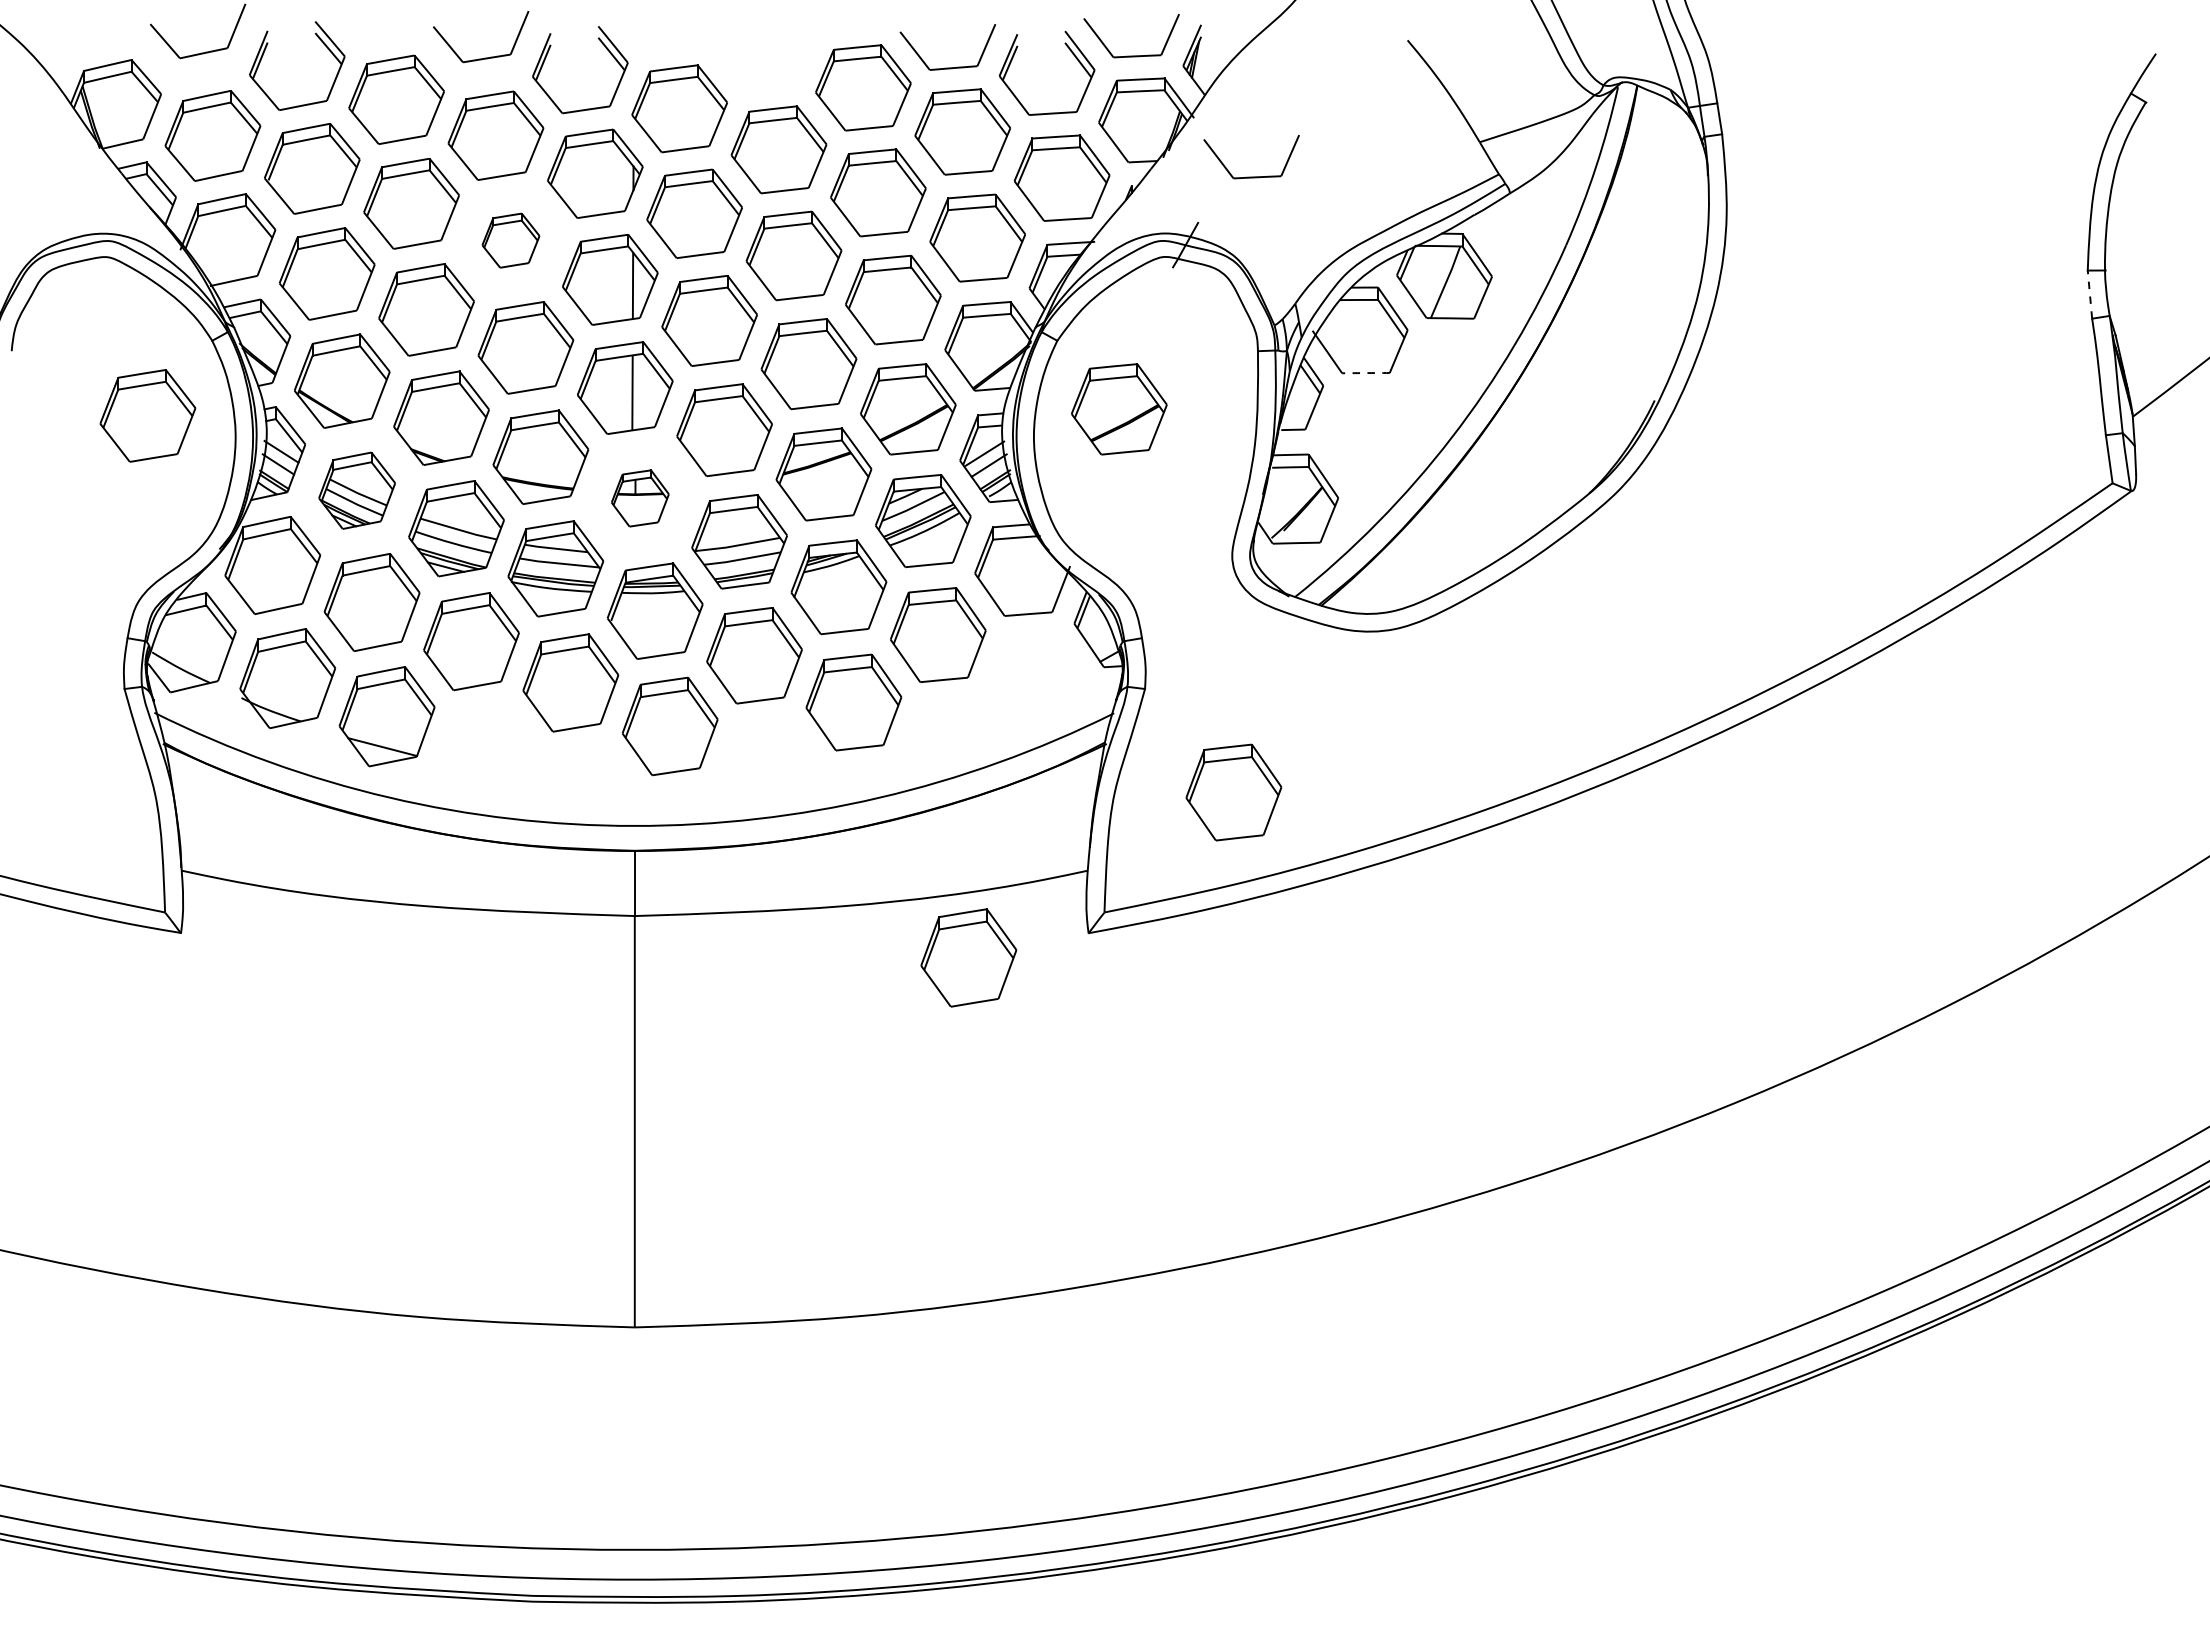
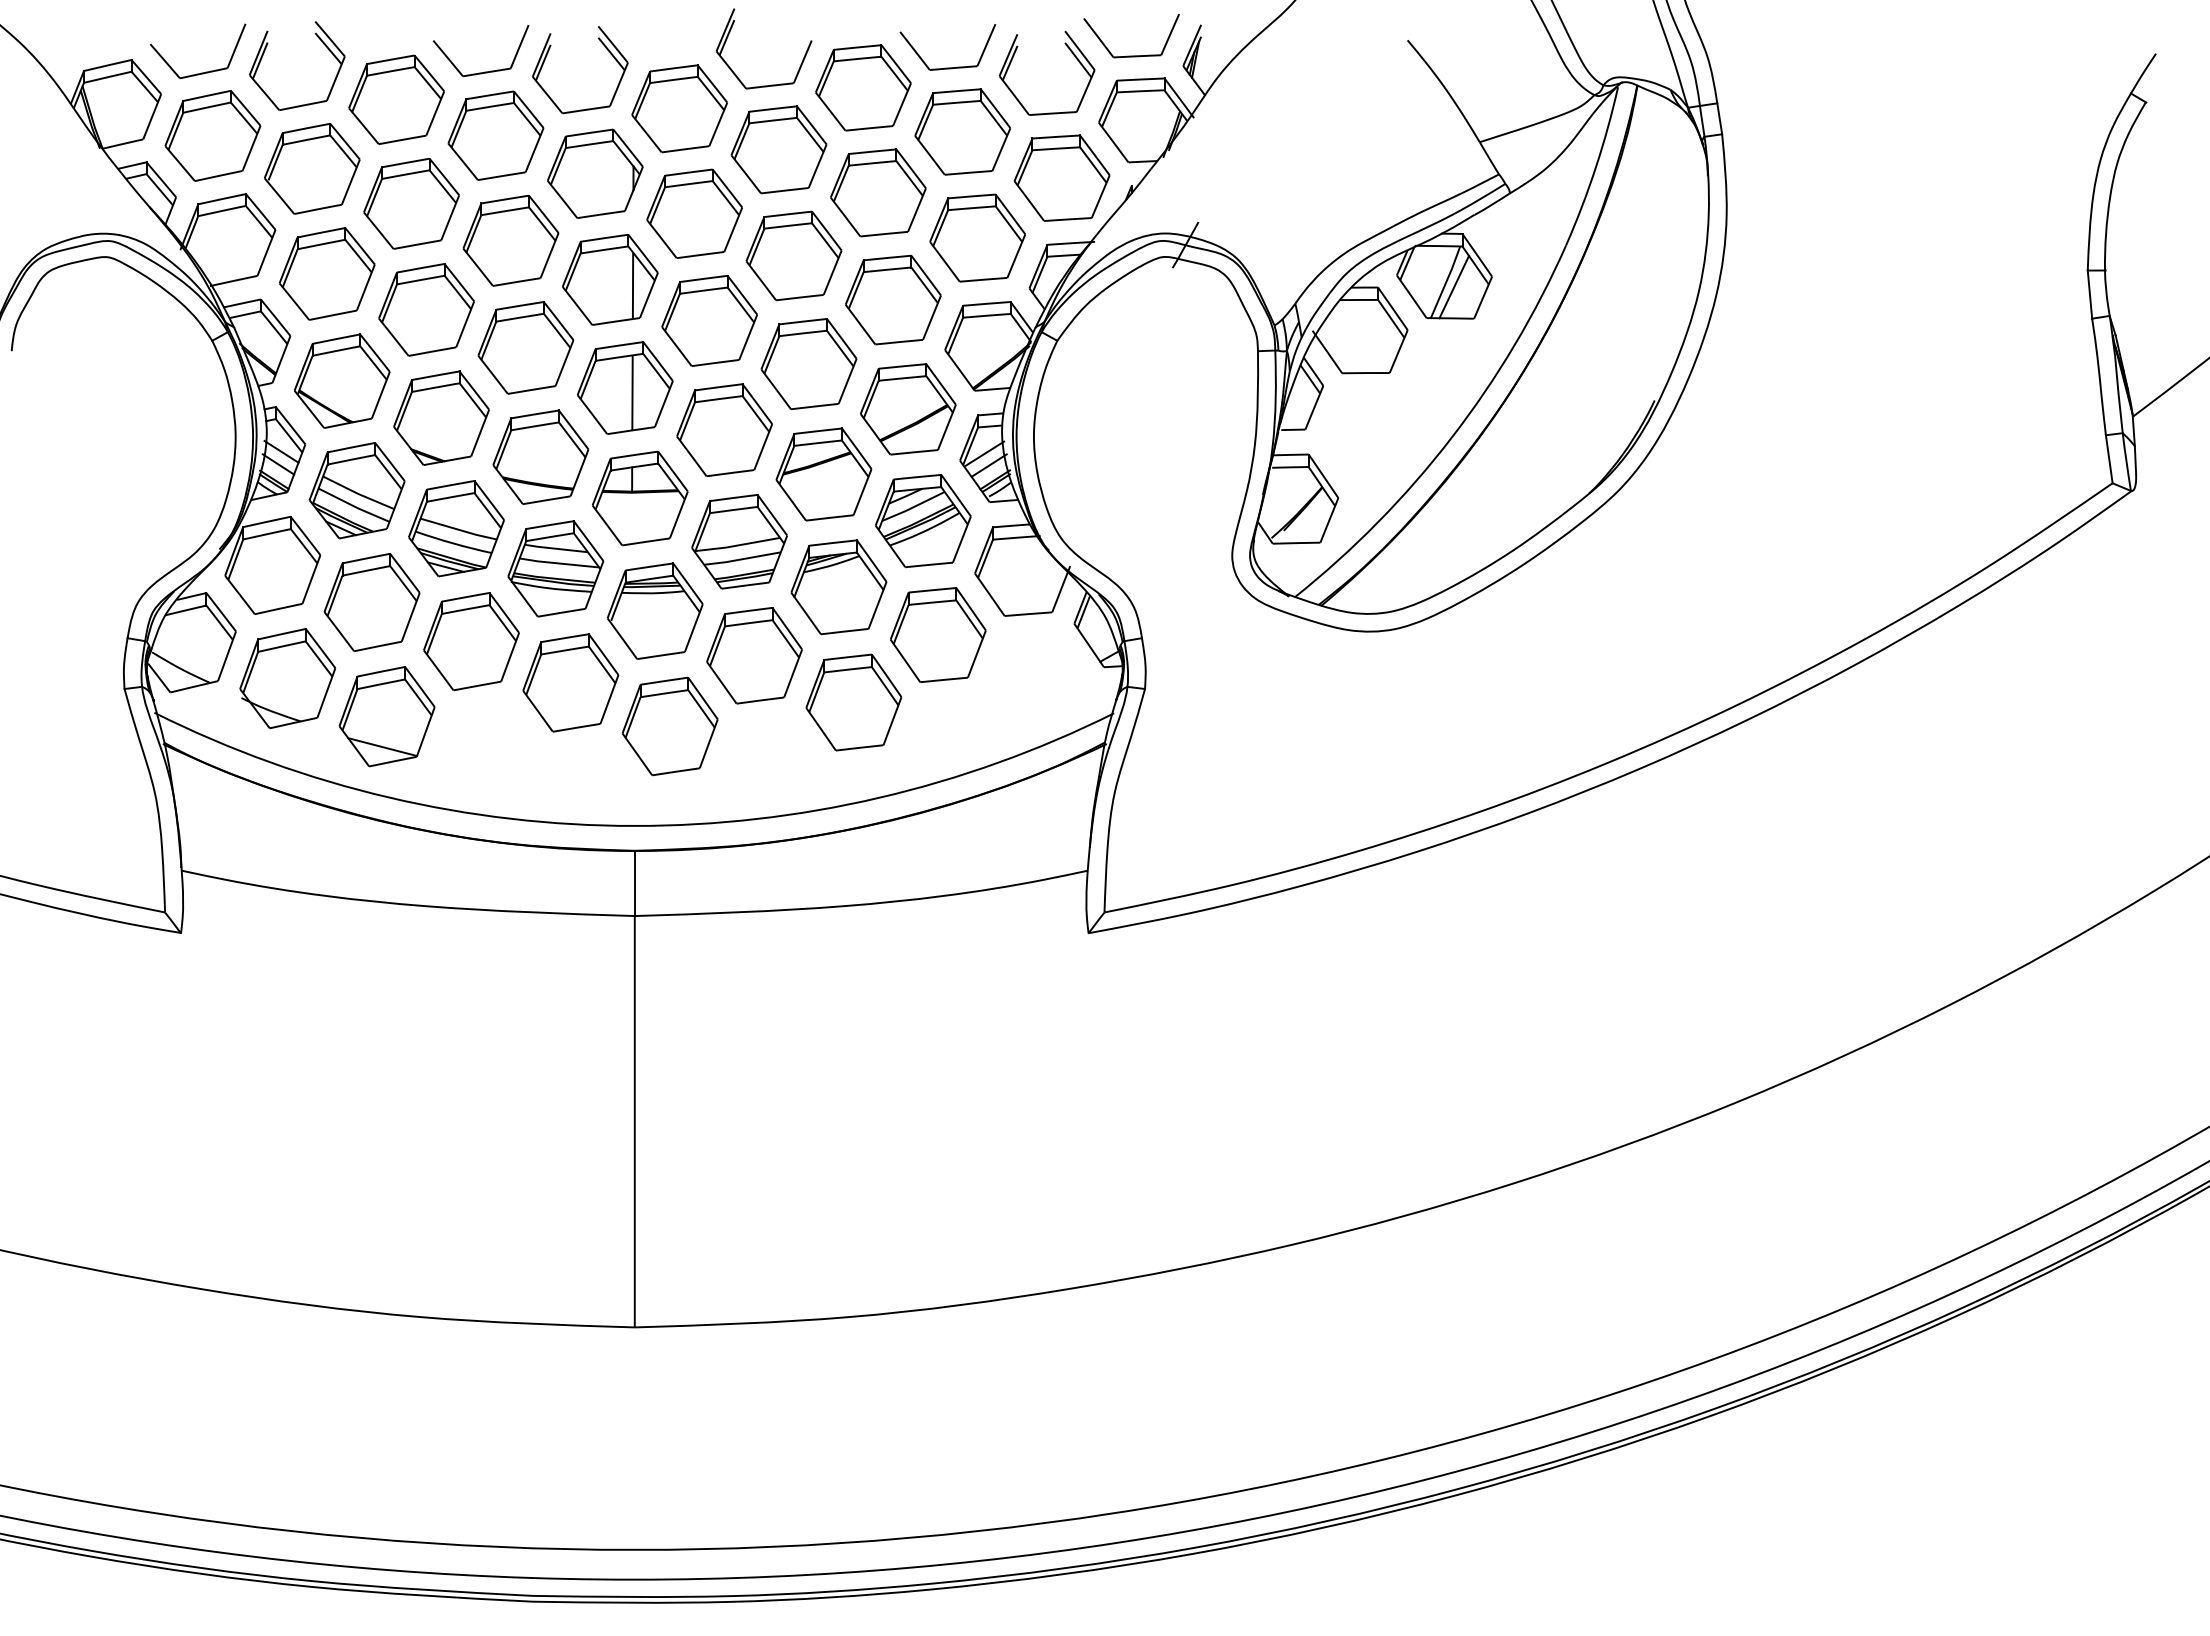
part: none -> present (730, 32)
part position: (201, 52) -> (201, 72) (201, 72)
part position: (484, 57) -> (484, 71) (484, 71)
part: present -> none (1251, 176)
part size: 60x57 px -> 98x93 px (510, 240)
line: none -> present (1453, 286)
line: dashed -> solid (2089, 294)
arc: dashed -> solid (1365, 373)
part: present -> none (1119, 409)
part: present -> none (147, 415)
part size: 78x79 px -> 98x98 px (356, 490)
part size: 59x59 px -> 97x97 px (640, 498)
part: present -> none (1233, 792)
part: present -> none (968, 957)
